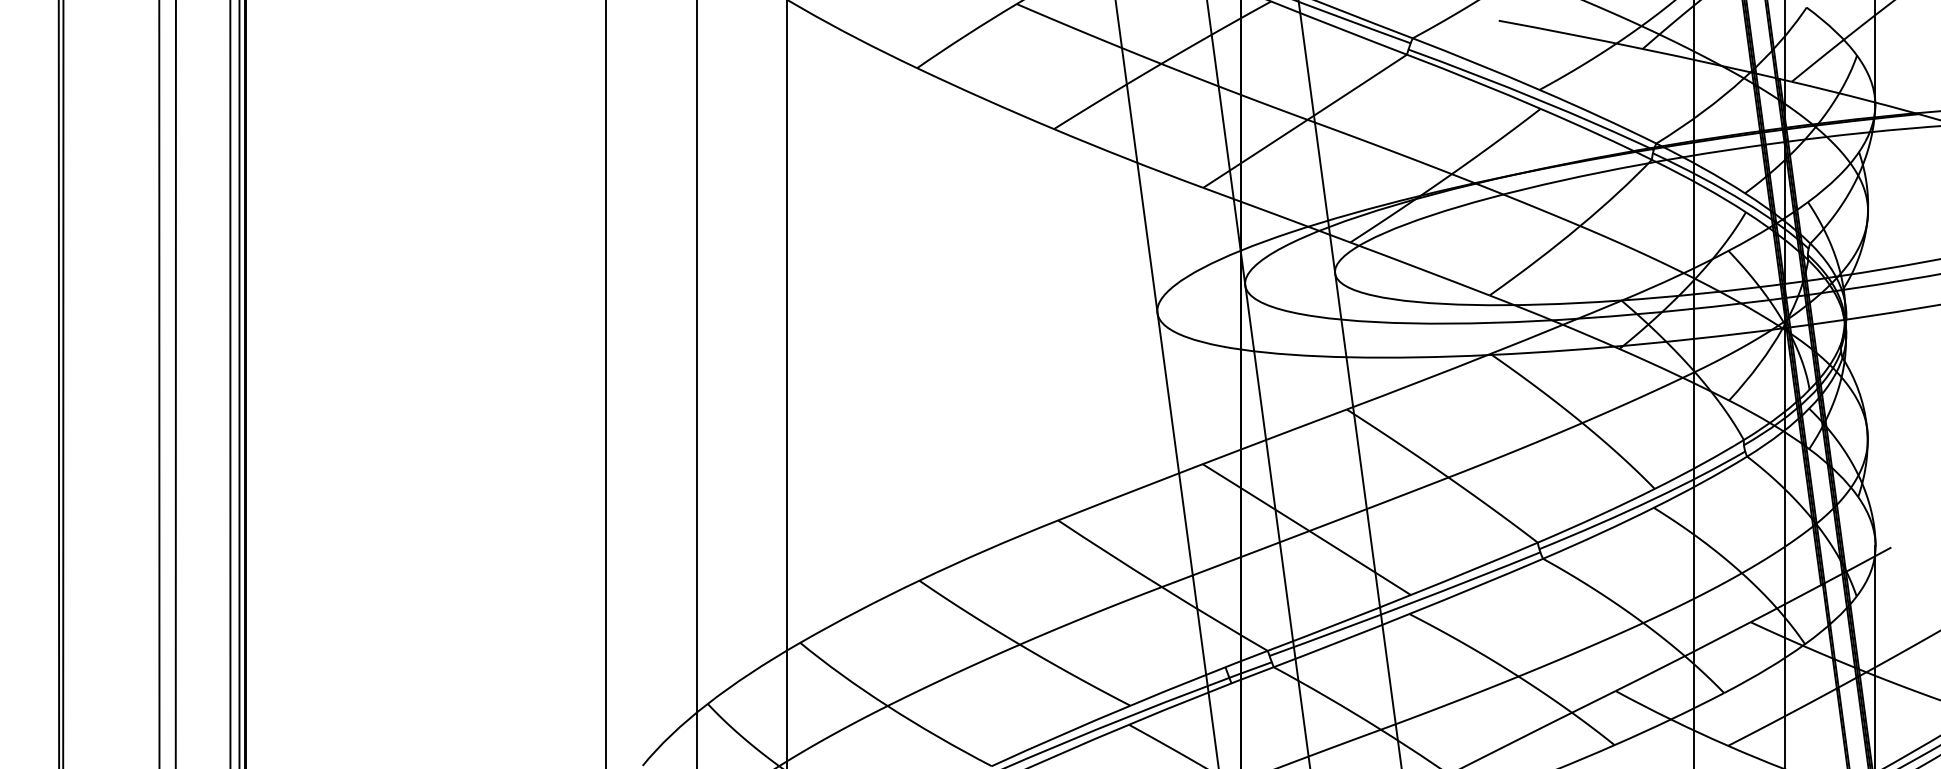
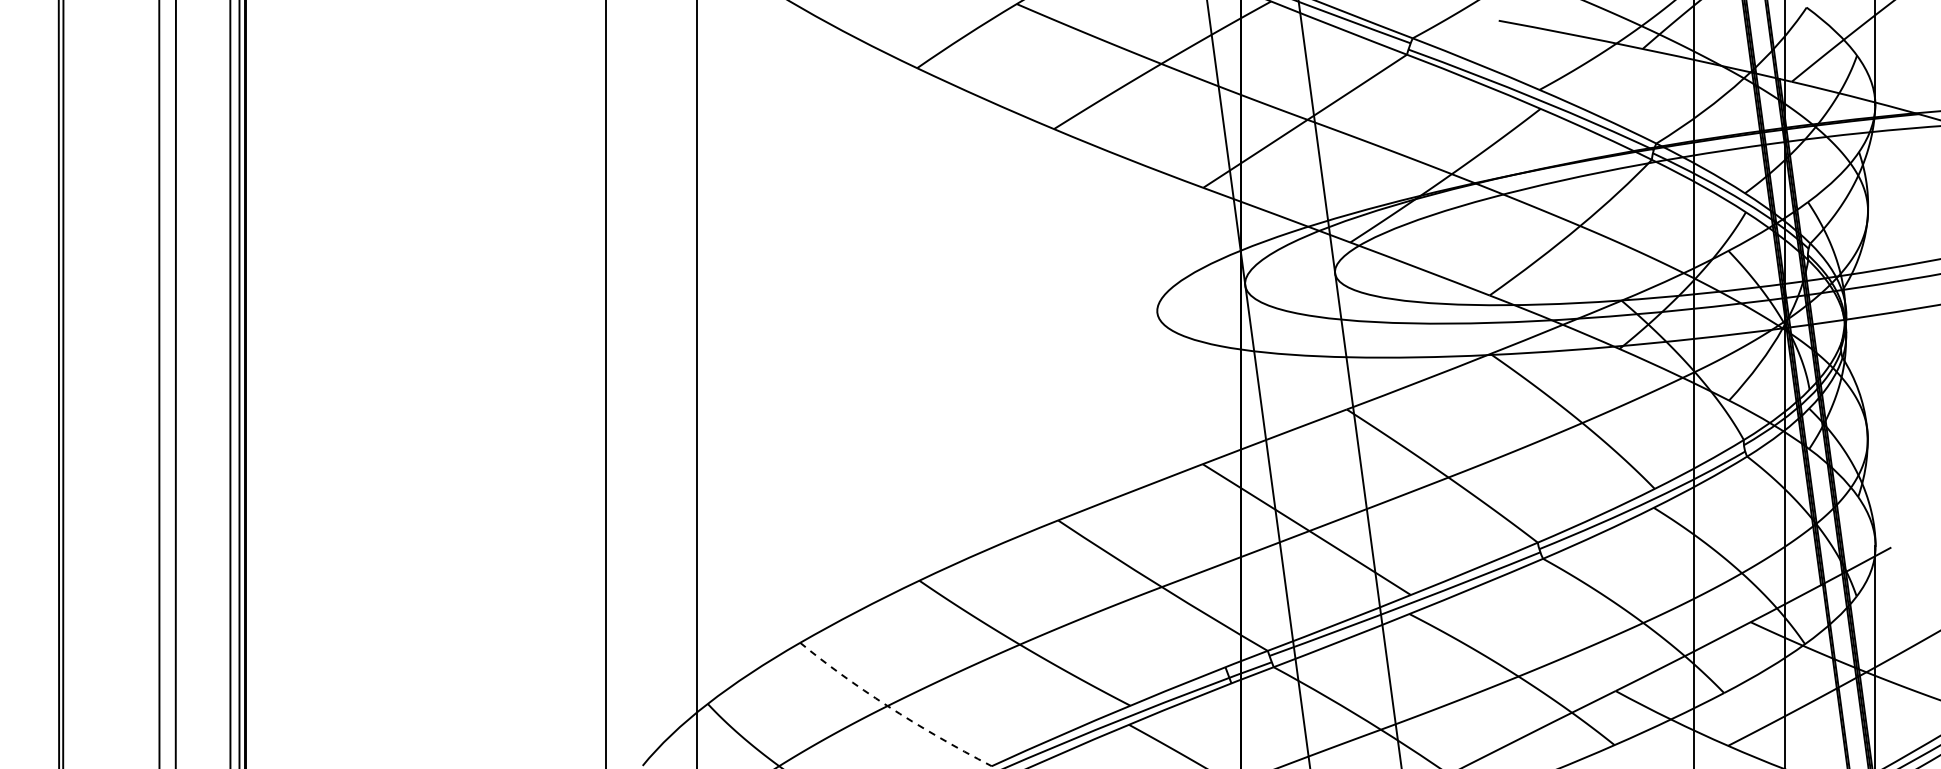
line: present -> none (787, 383)
line: present -> none (1166, 383)
arc: solid -> dashed (890, 707)
